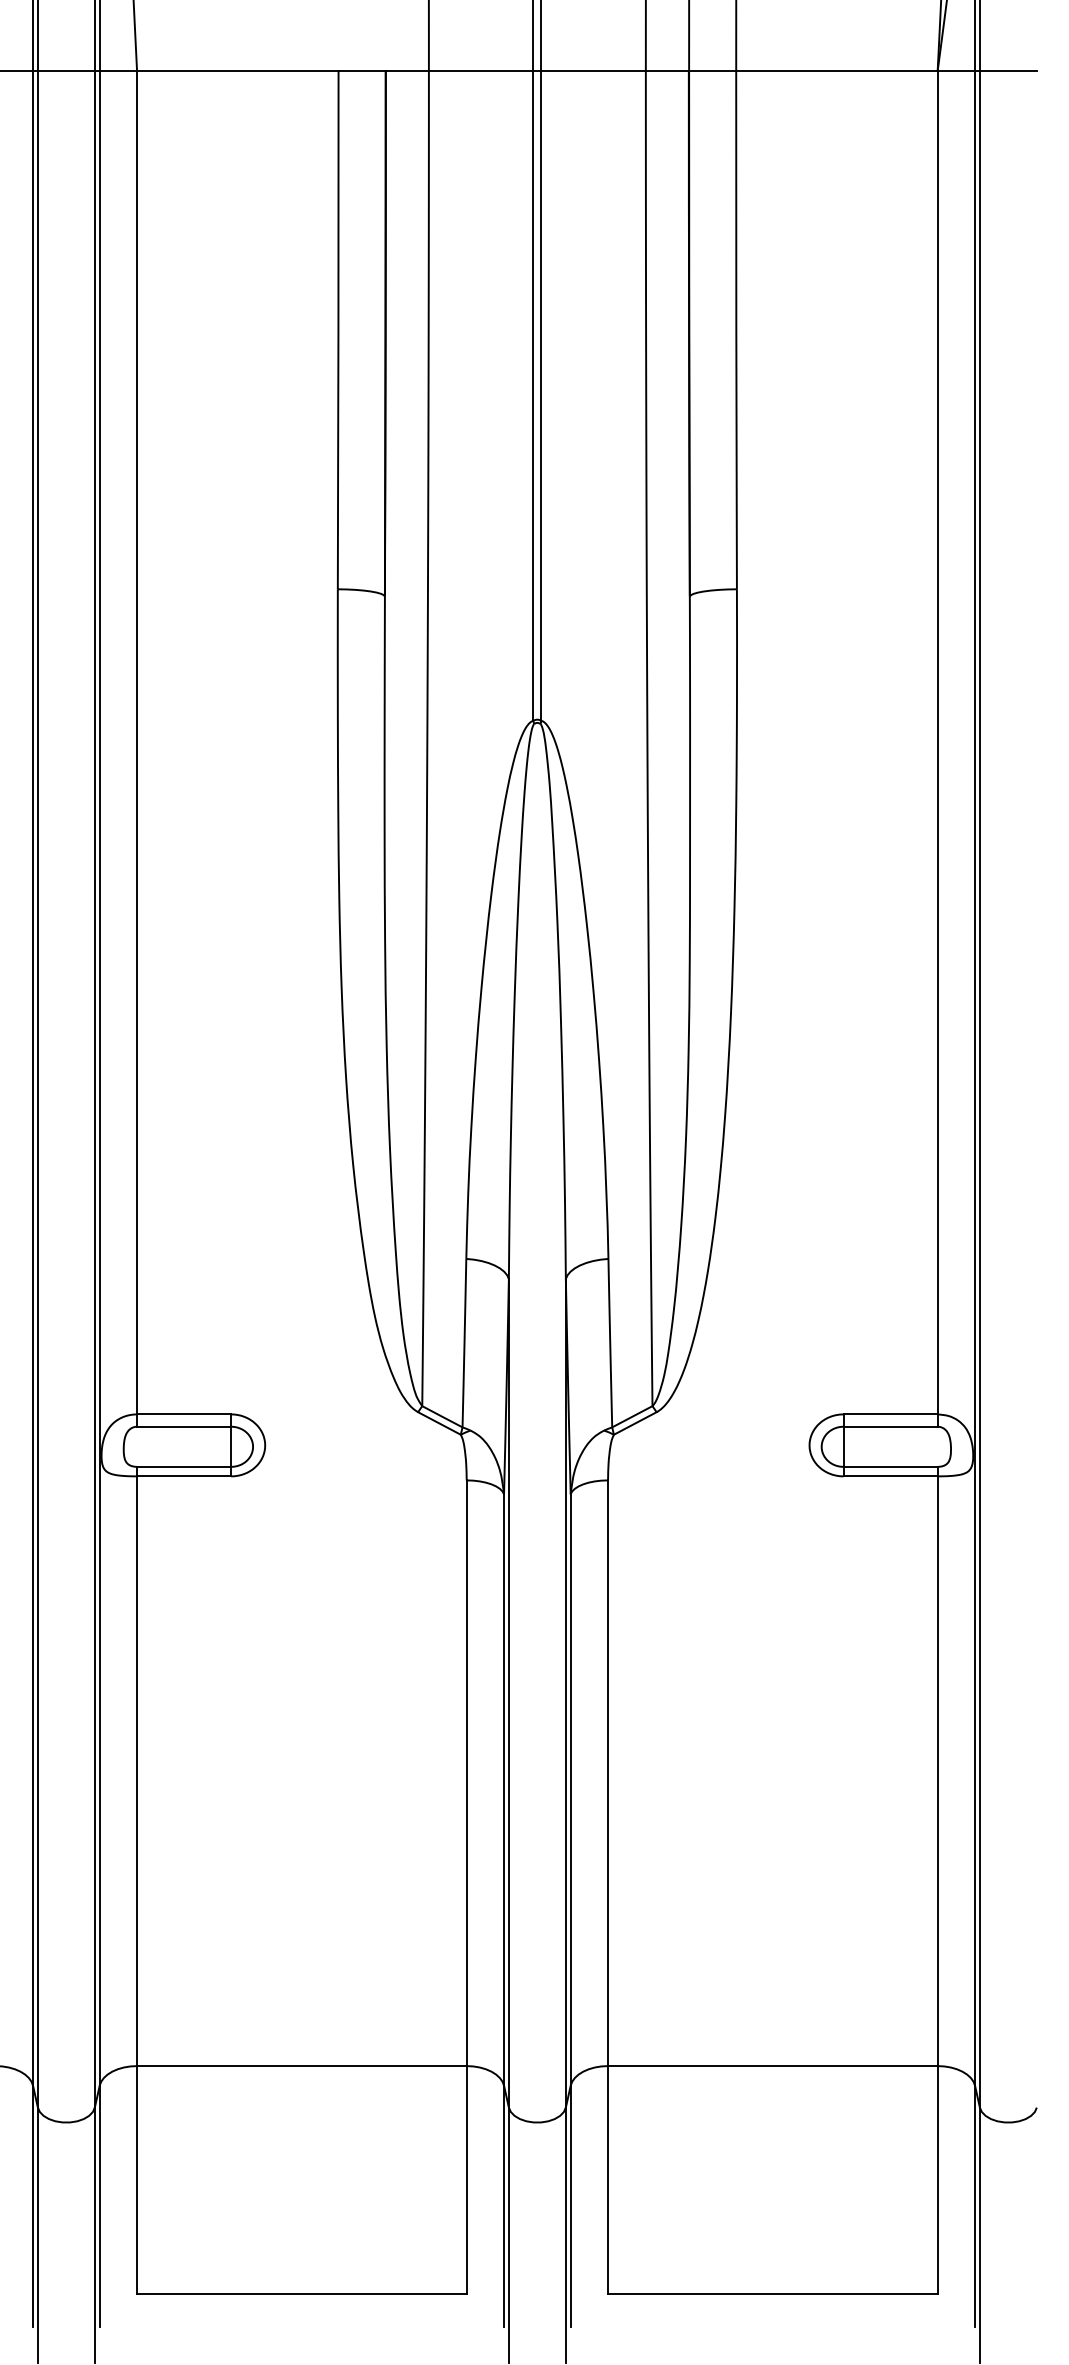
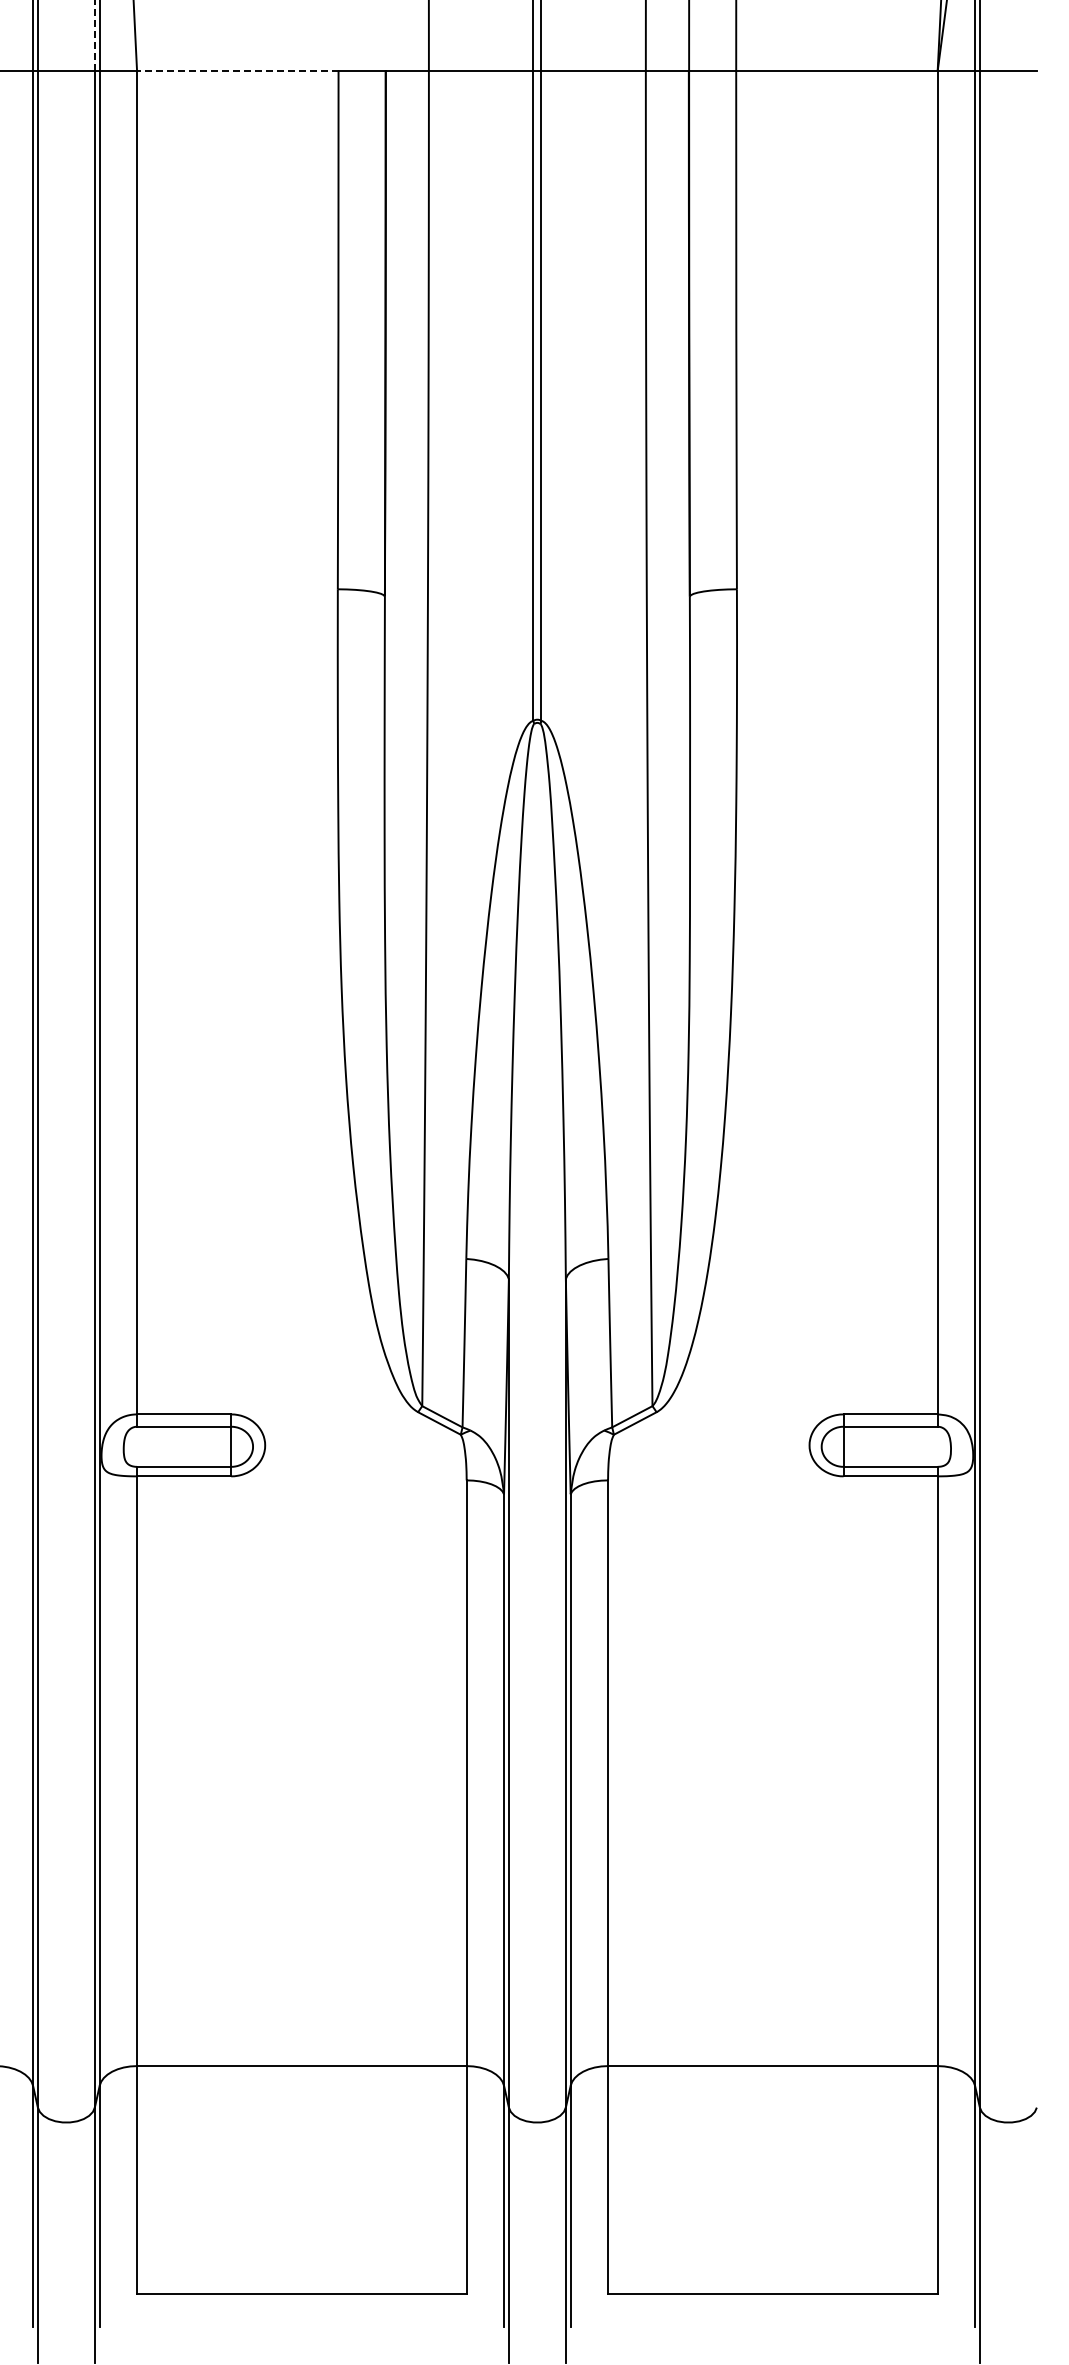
line: solid -> dashed (94, 35)
line: solid -> dashed (237, 70)
